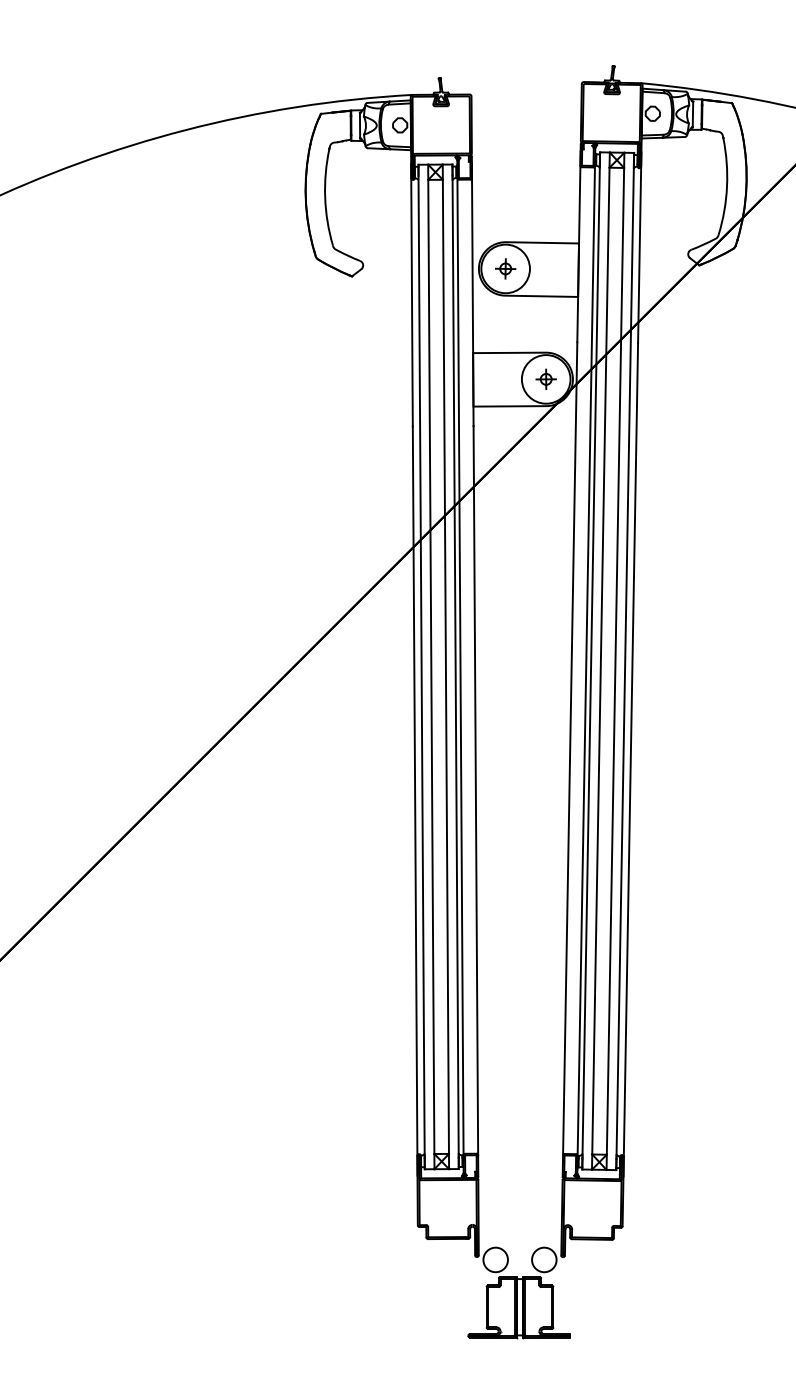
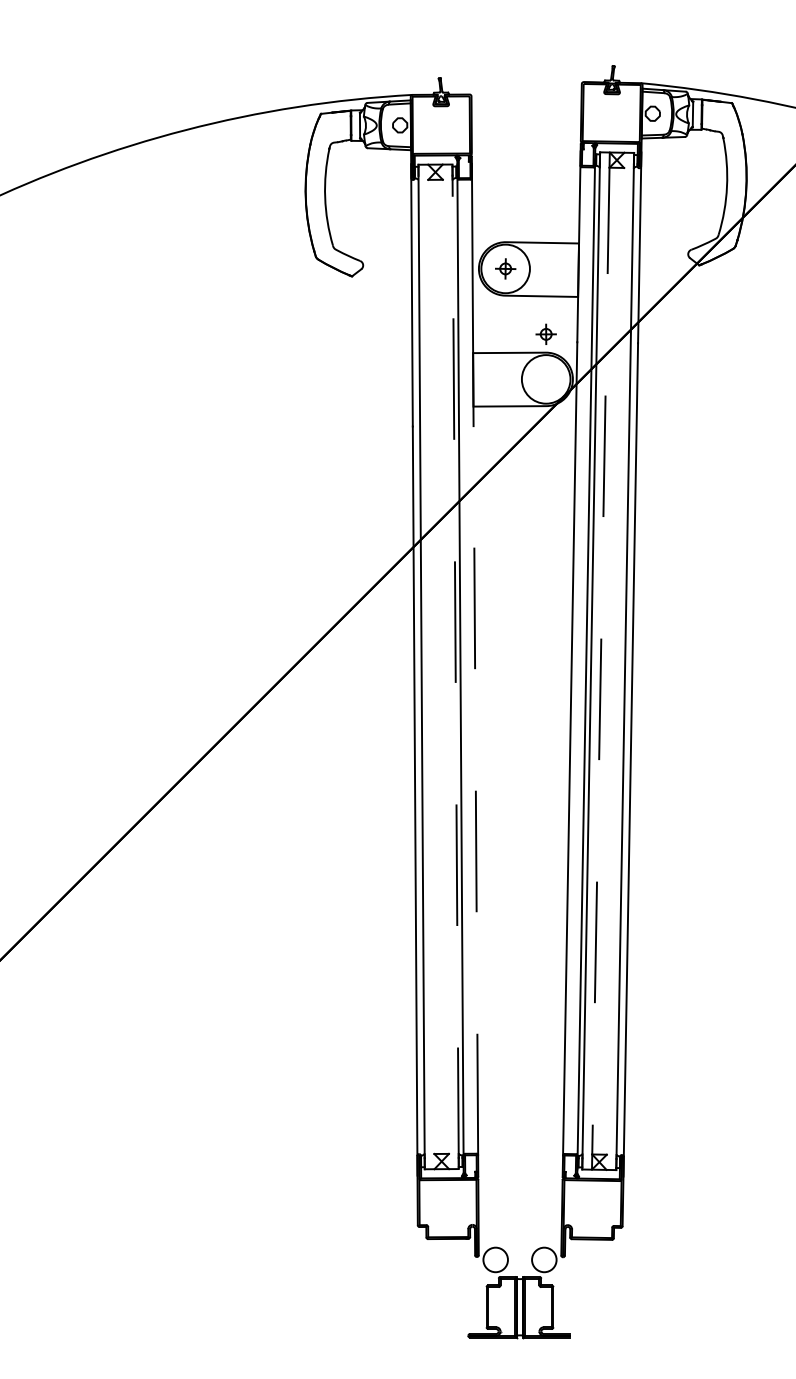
part position: (545, 378) -> (545, 333) (545, 333)
line: present -> none (615, 660)
line: solid -> dashed (600, 661)
line: present -> none (431, 666)
line: present -> none (445, 666)
line: solid -> dashed (455, 666)
line: solid -> dashed (475, 790)
